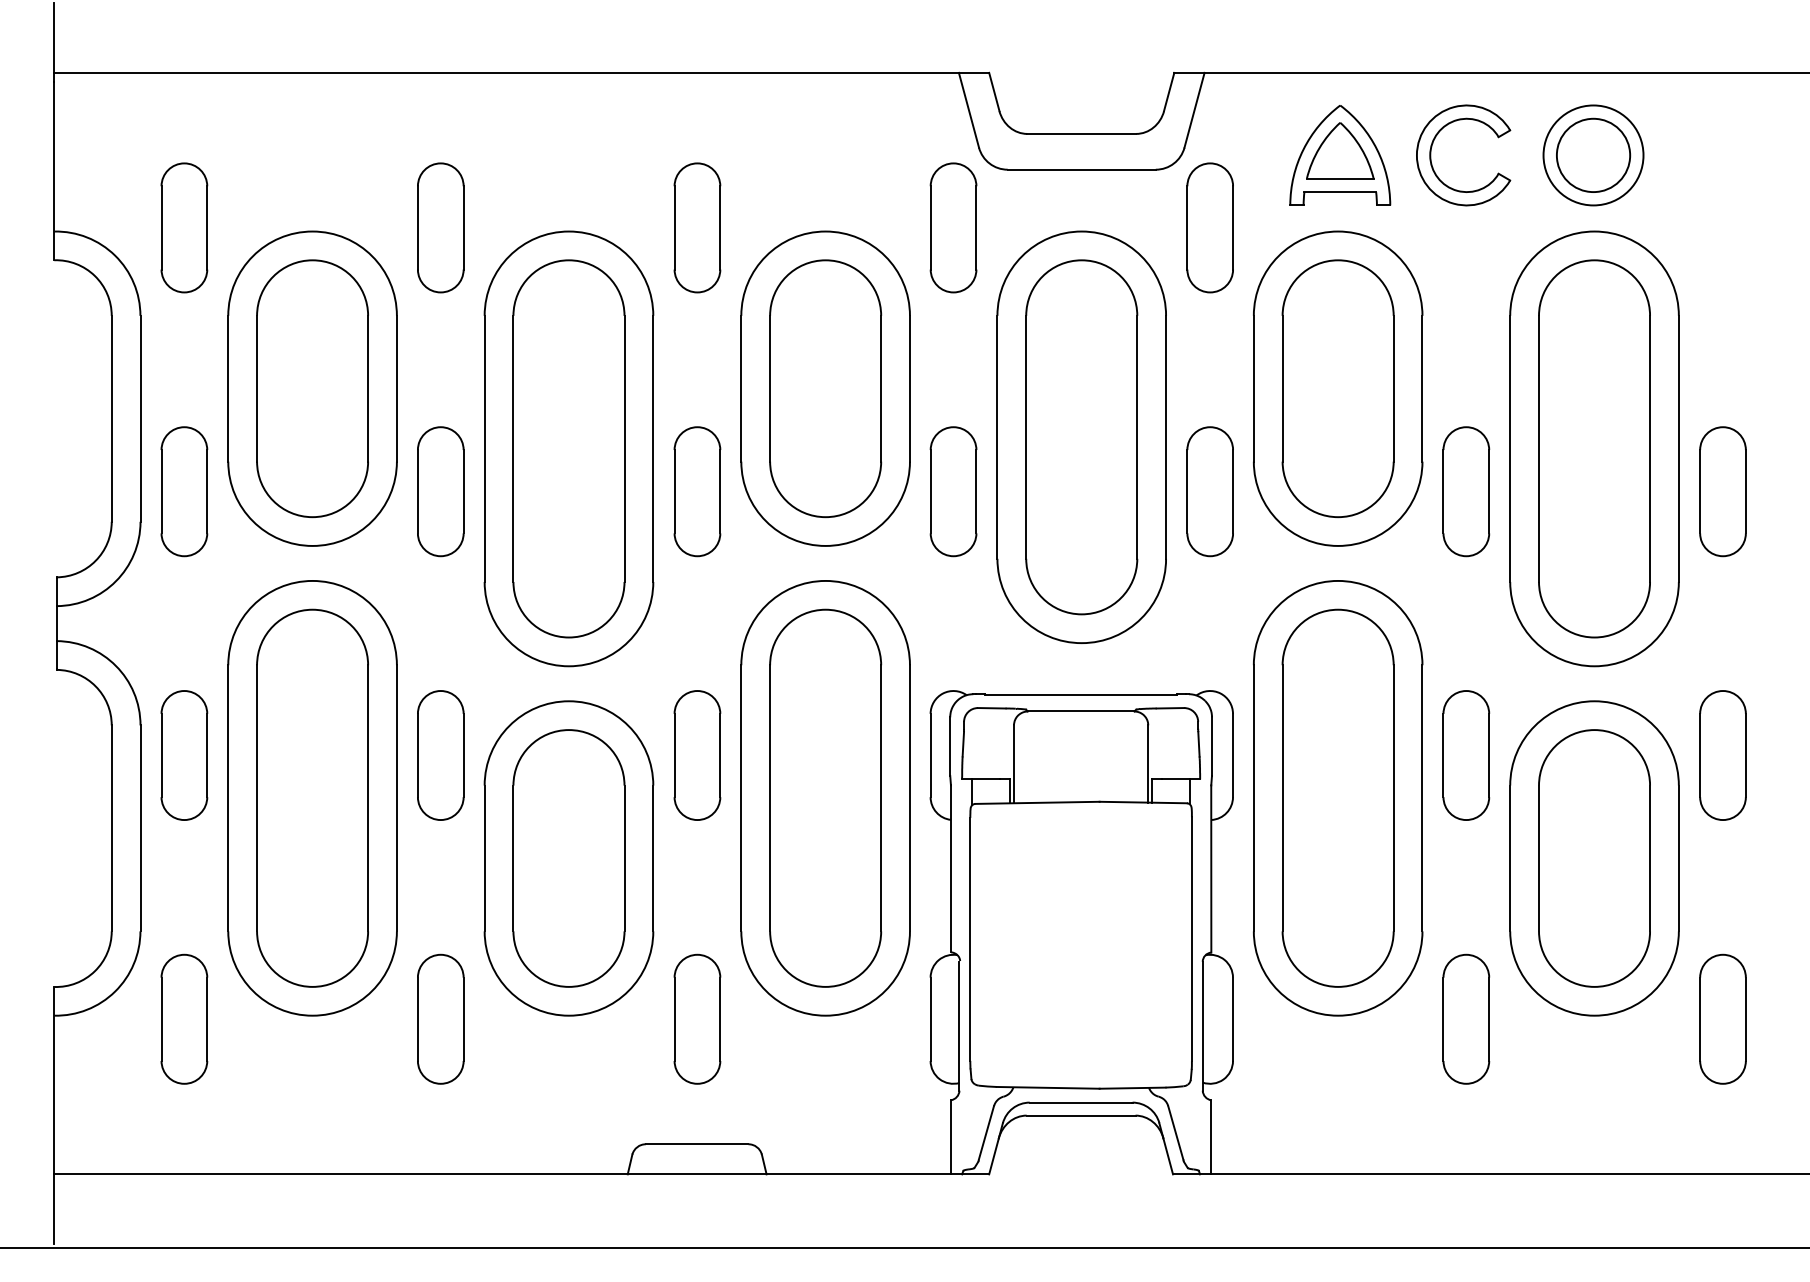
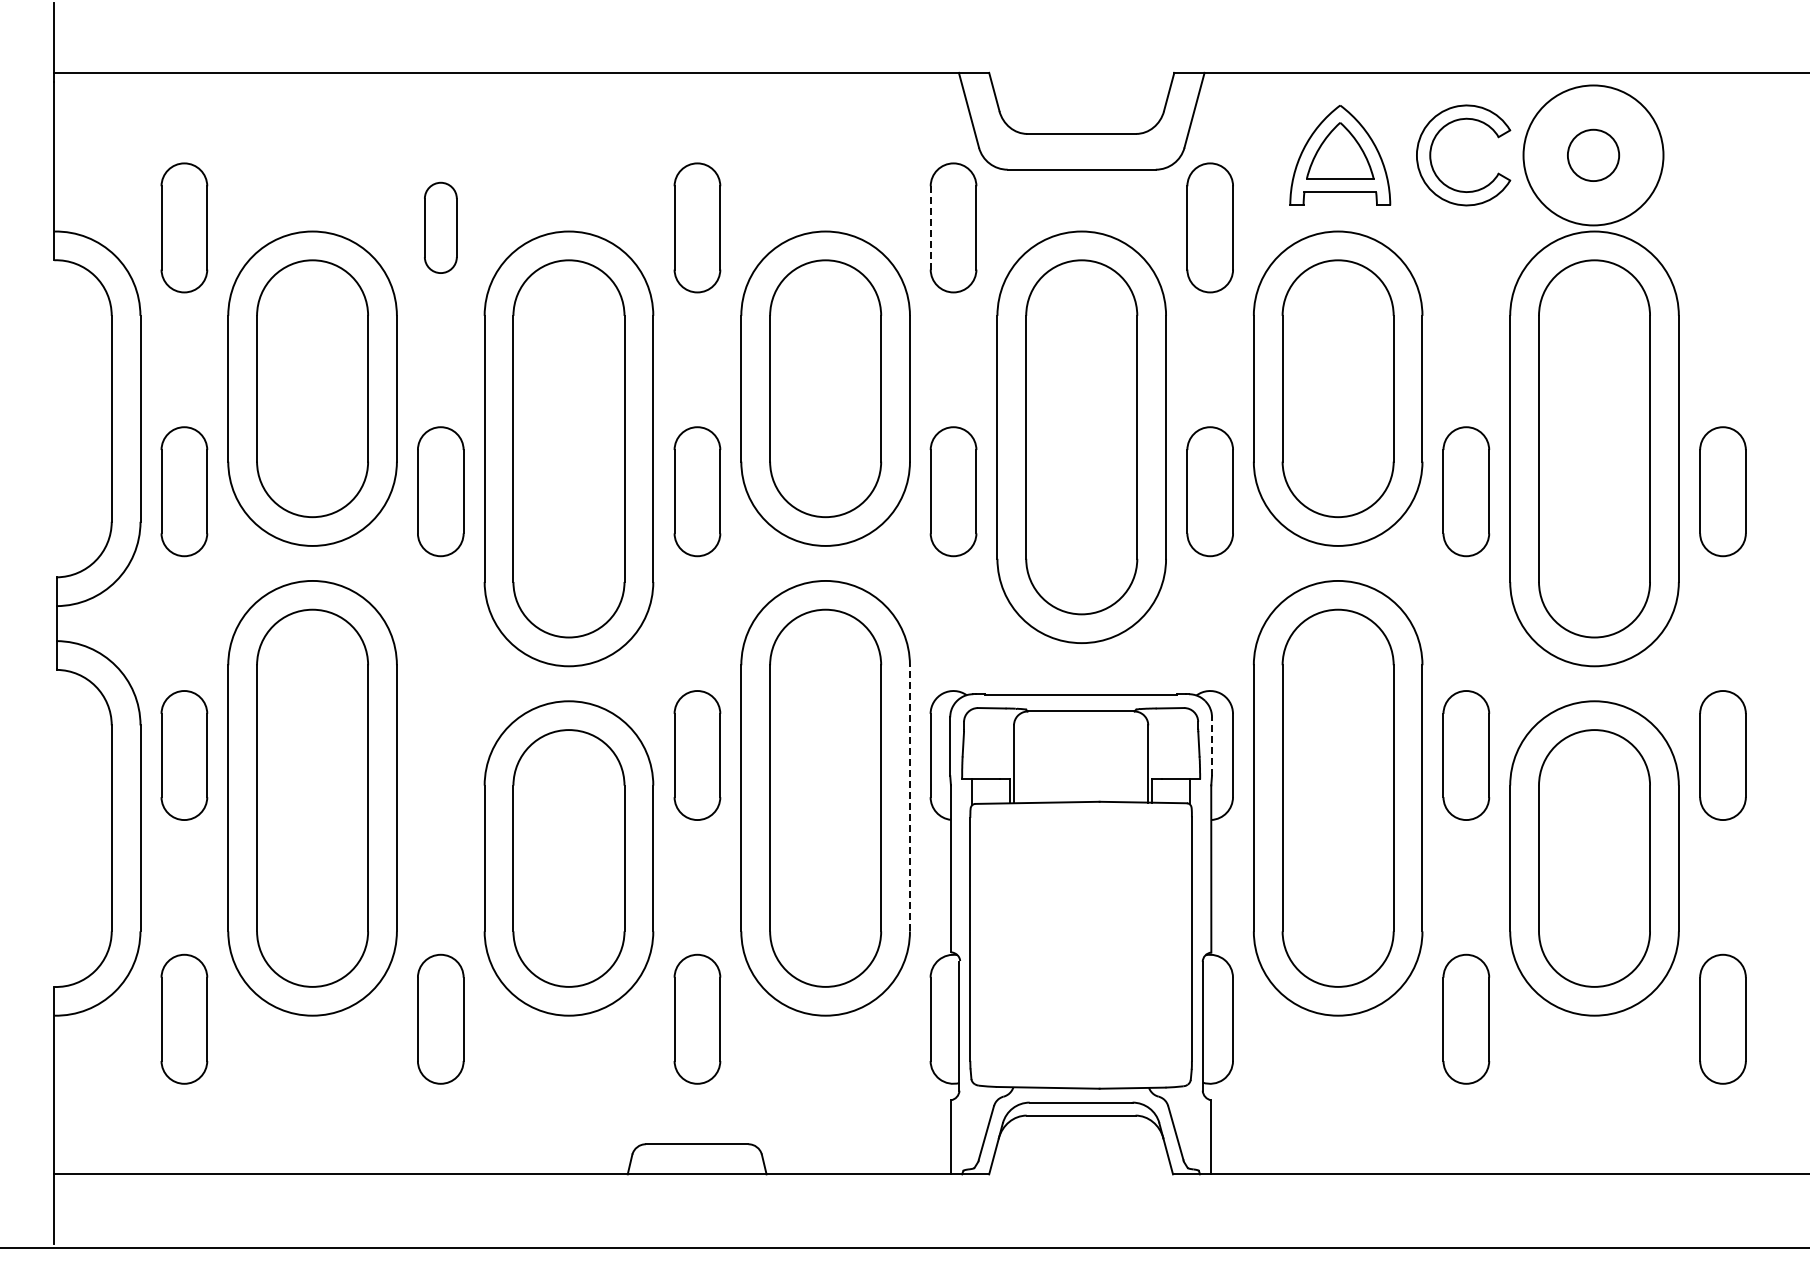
circle diameter: 100 px -> 140 px (1593, 155)
circle diameter: 73 px -> 51 px (1593, 155)
part size: 48x132 px -> 34x93 px (440, 227)
line: solid -> dashed (930, 227)
line: solid -> dashed (1211, 746)
part: present -> none (440, 755)
line: solid -> dashed (909, 797)
